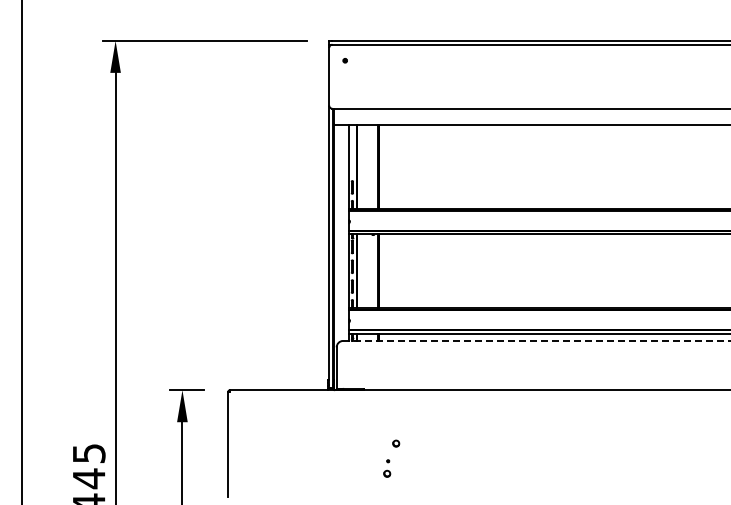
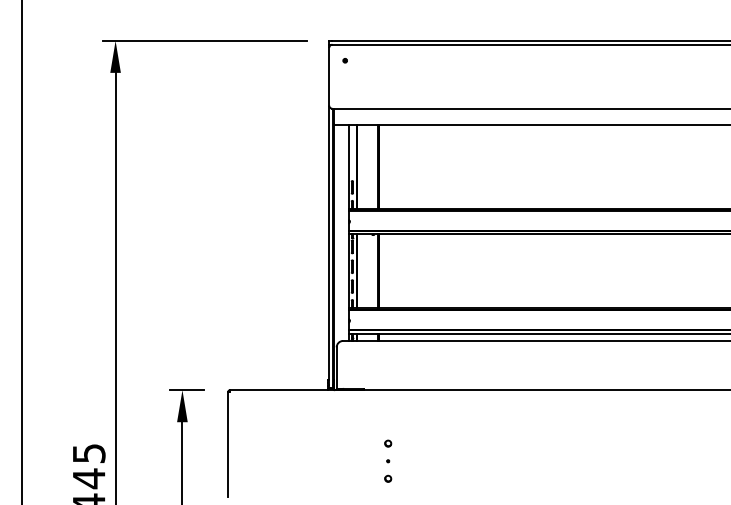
line: dashed -> solid (536, 340)
part position: (396, 443) -> (388, 443) (388, 443)
part position: (387, 473) -> (388, 478) (388, 478)
